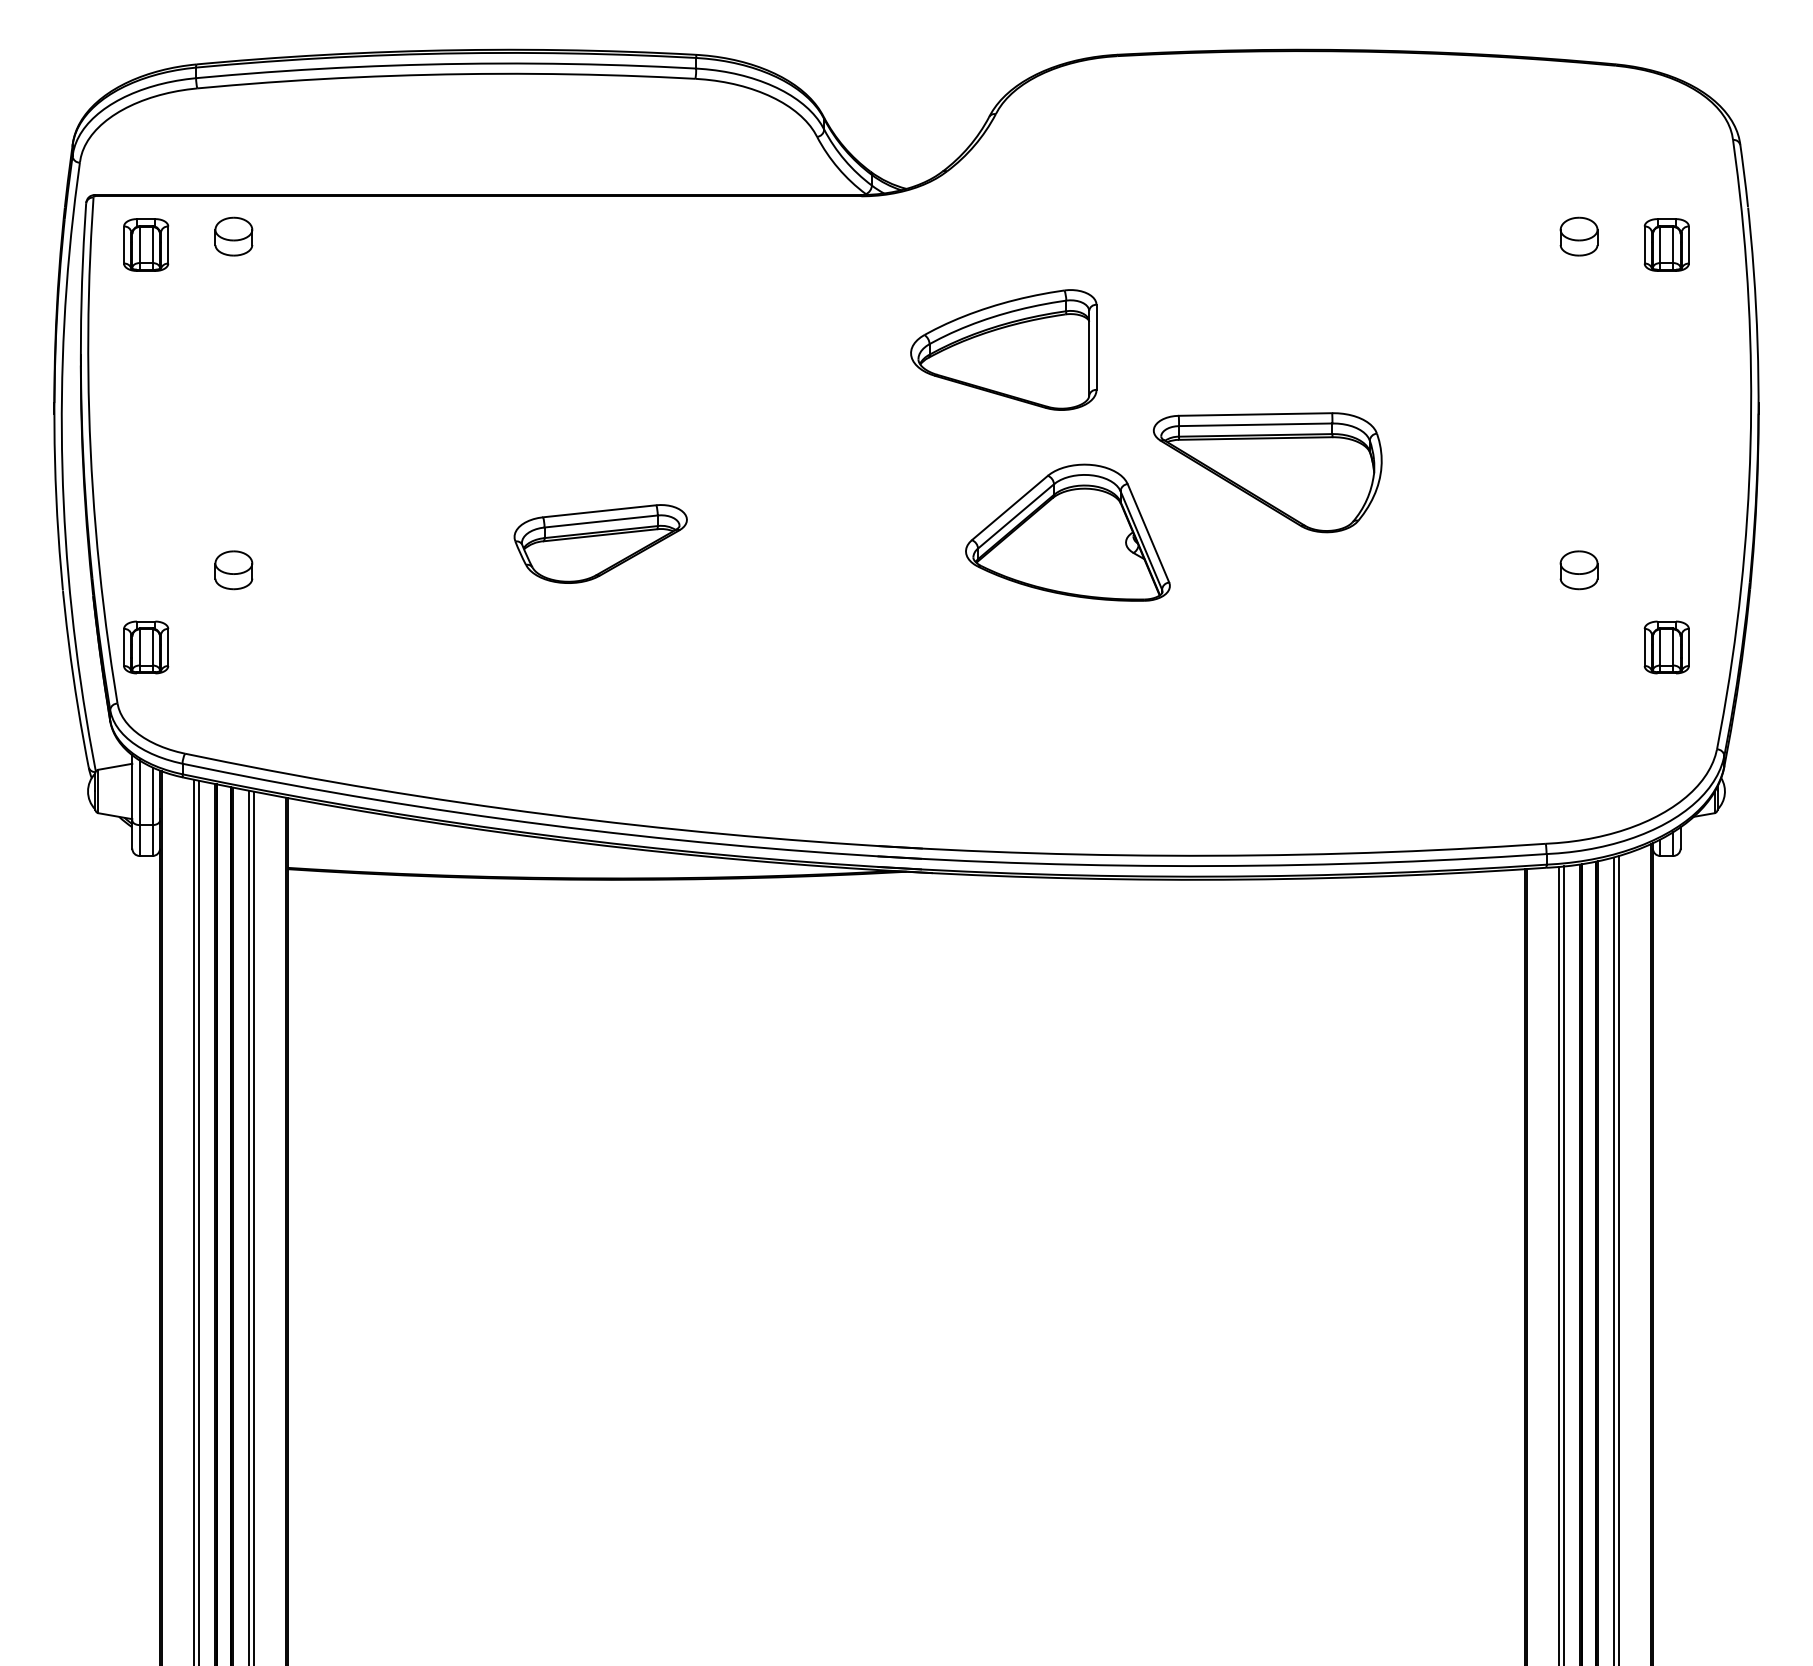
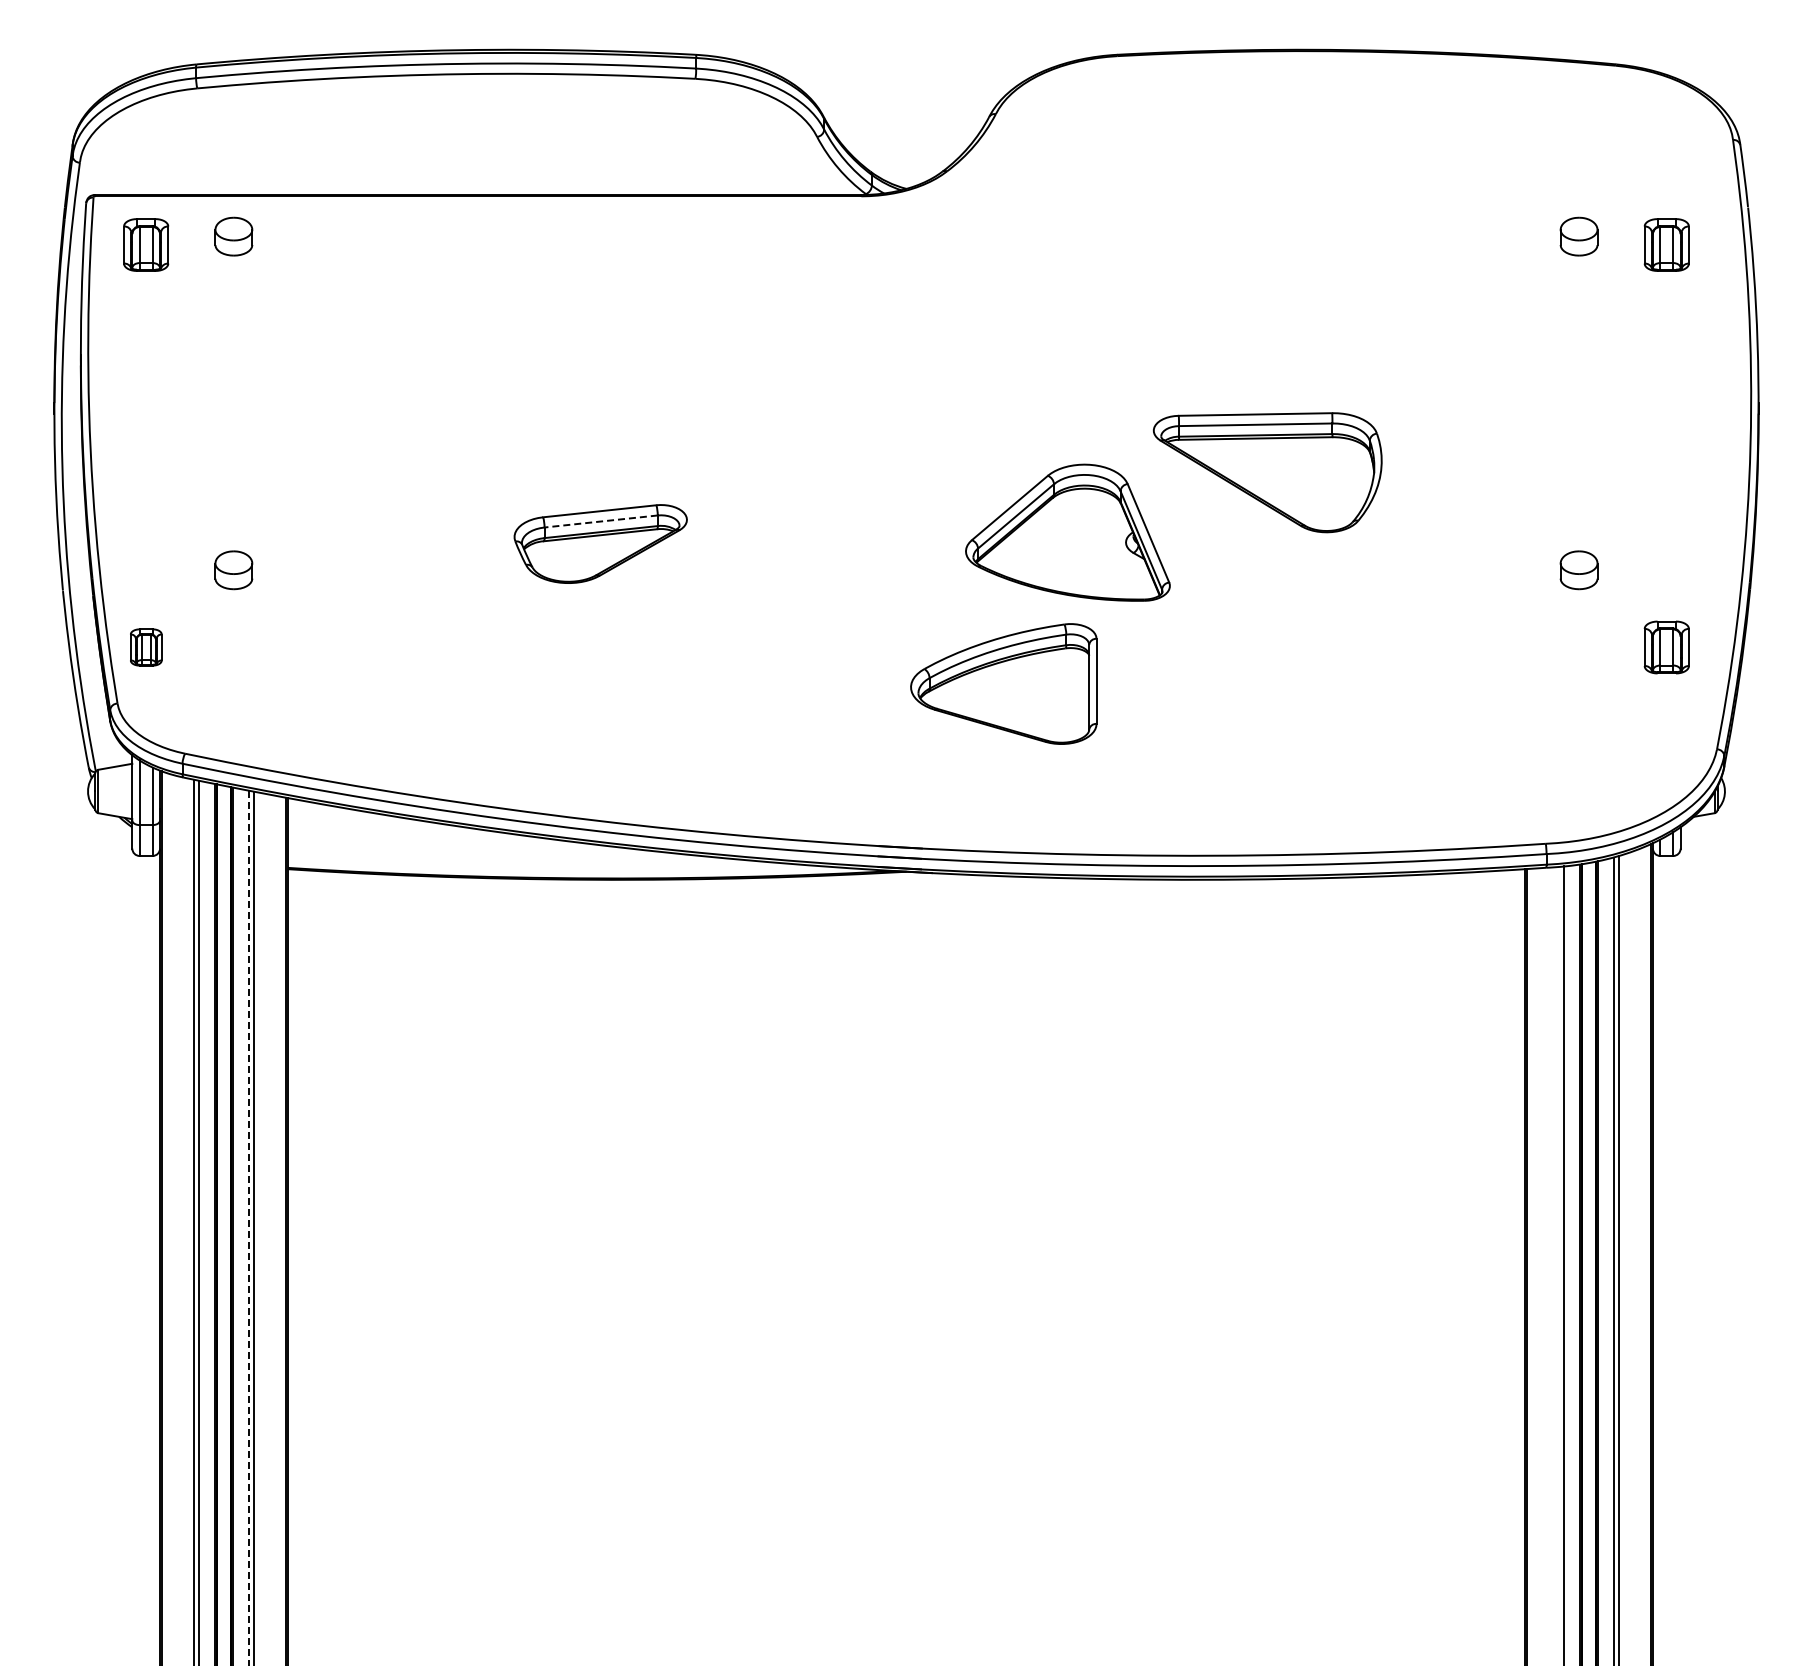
part position: (1003, 349) -> (1003, 683) (1003, 683)
line: solid -> dashed (601, 521)
part size: 47x55 px -> 33x39 px (146, 647)
line: solid -> dashed (248, 1228)
line: present -> none (1559, 1264)
